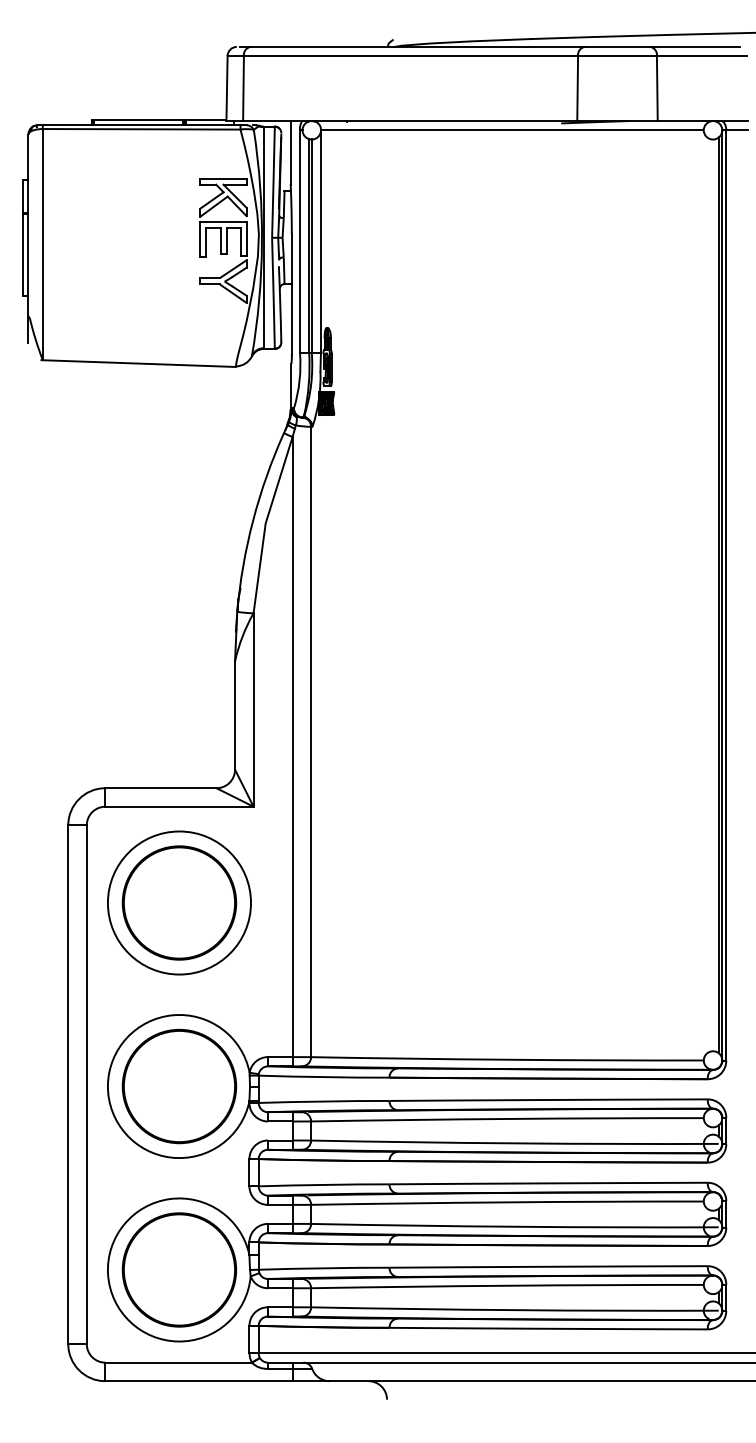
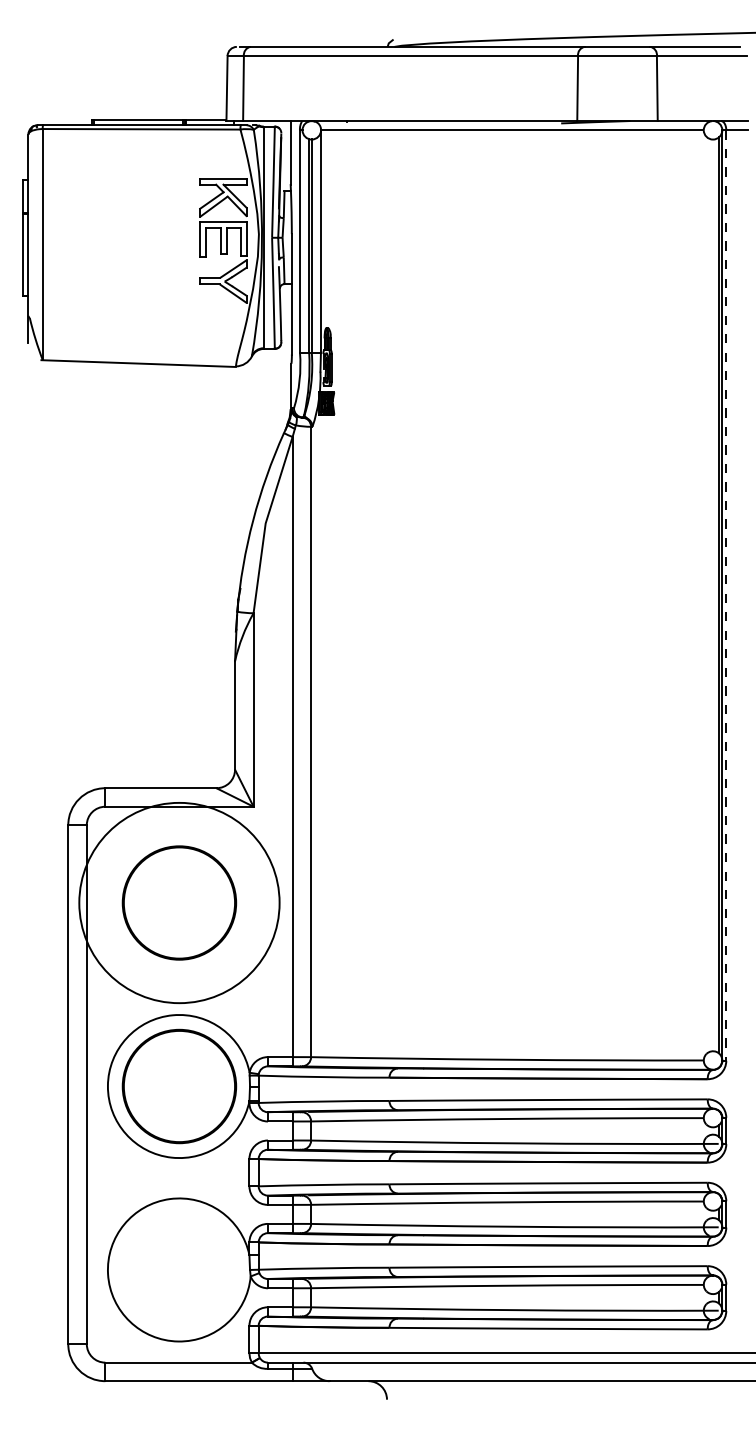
line: solid -> dashed (726, 596)
circle diameter: 143 px -> 200 px (179, 902)
part: present -> none (179, 1269)
